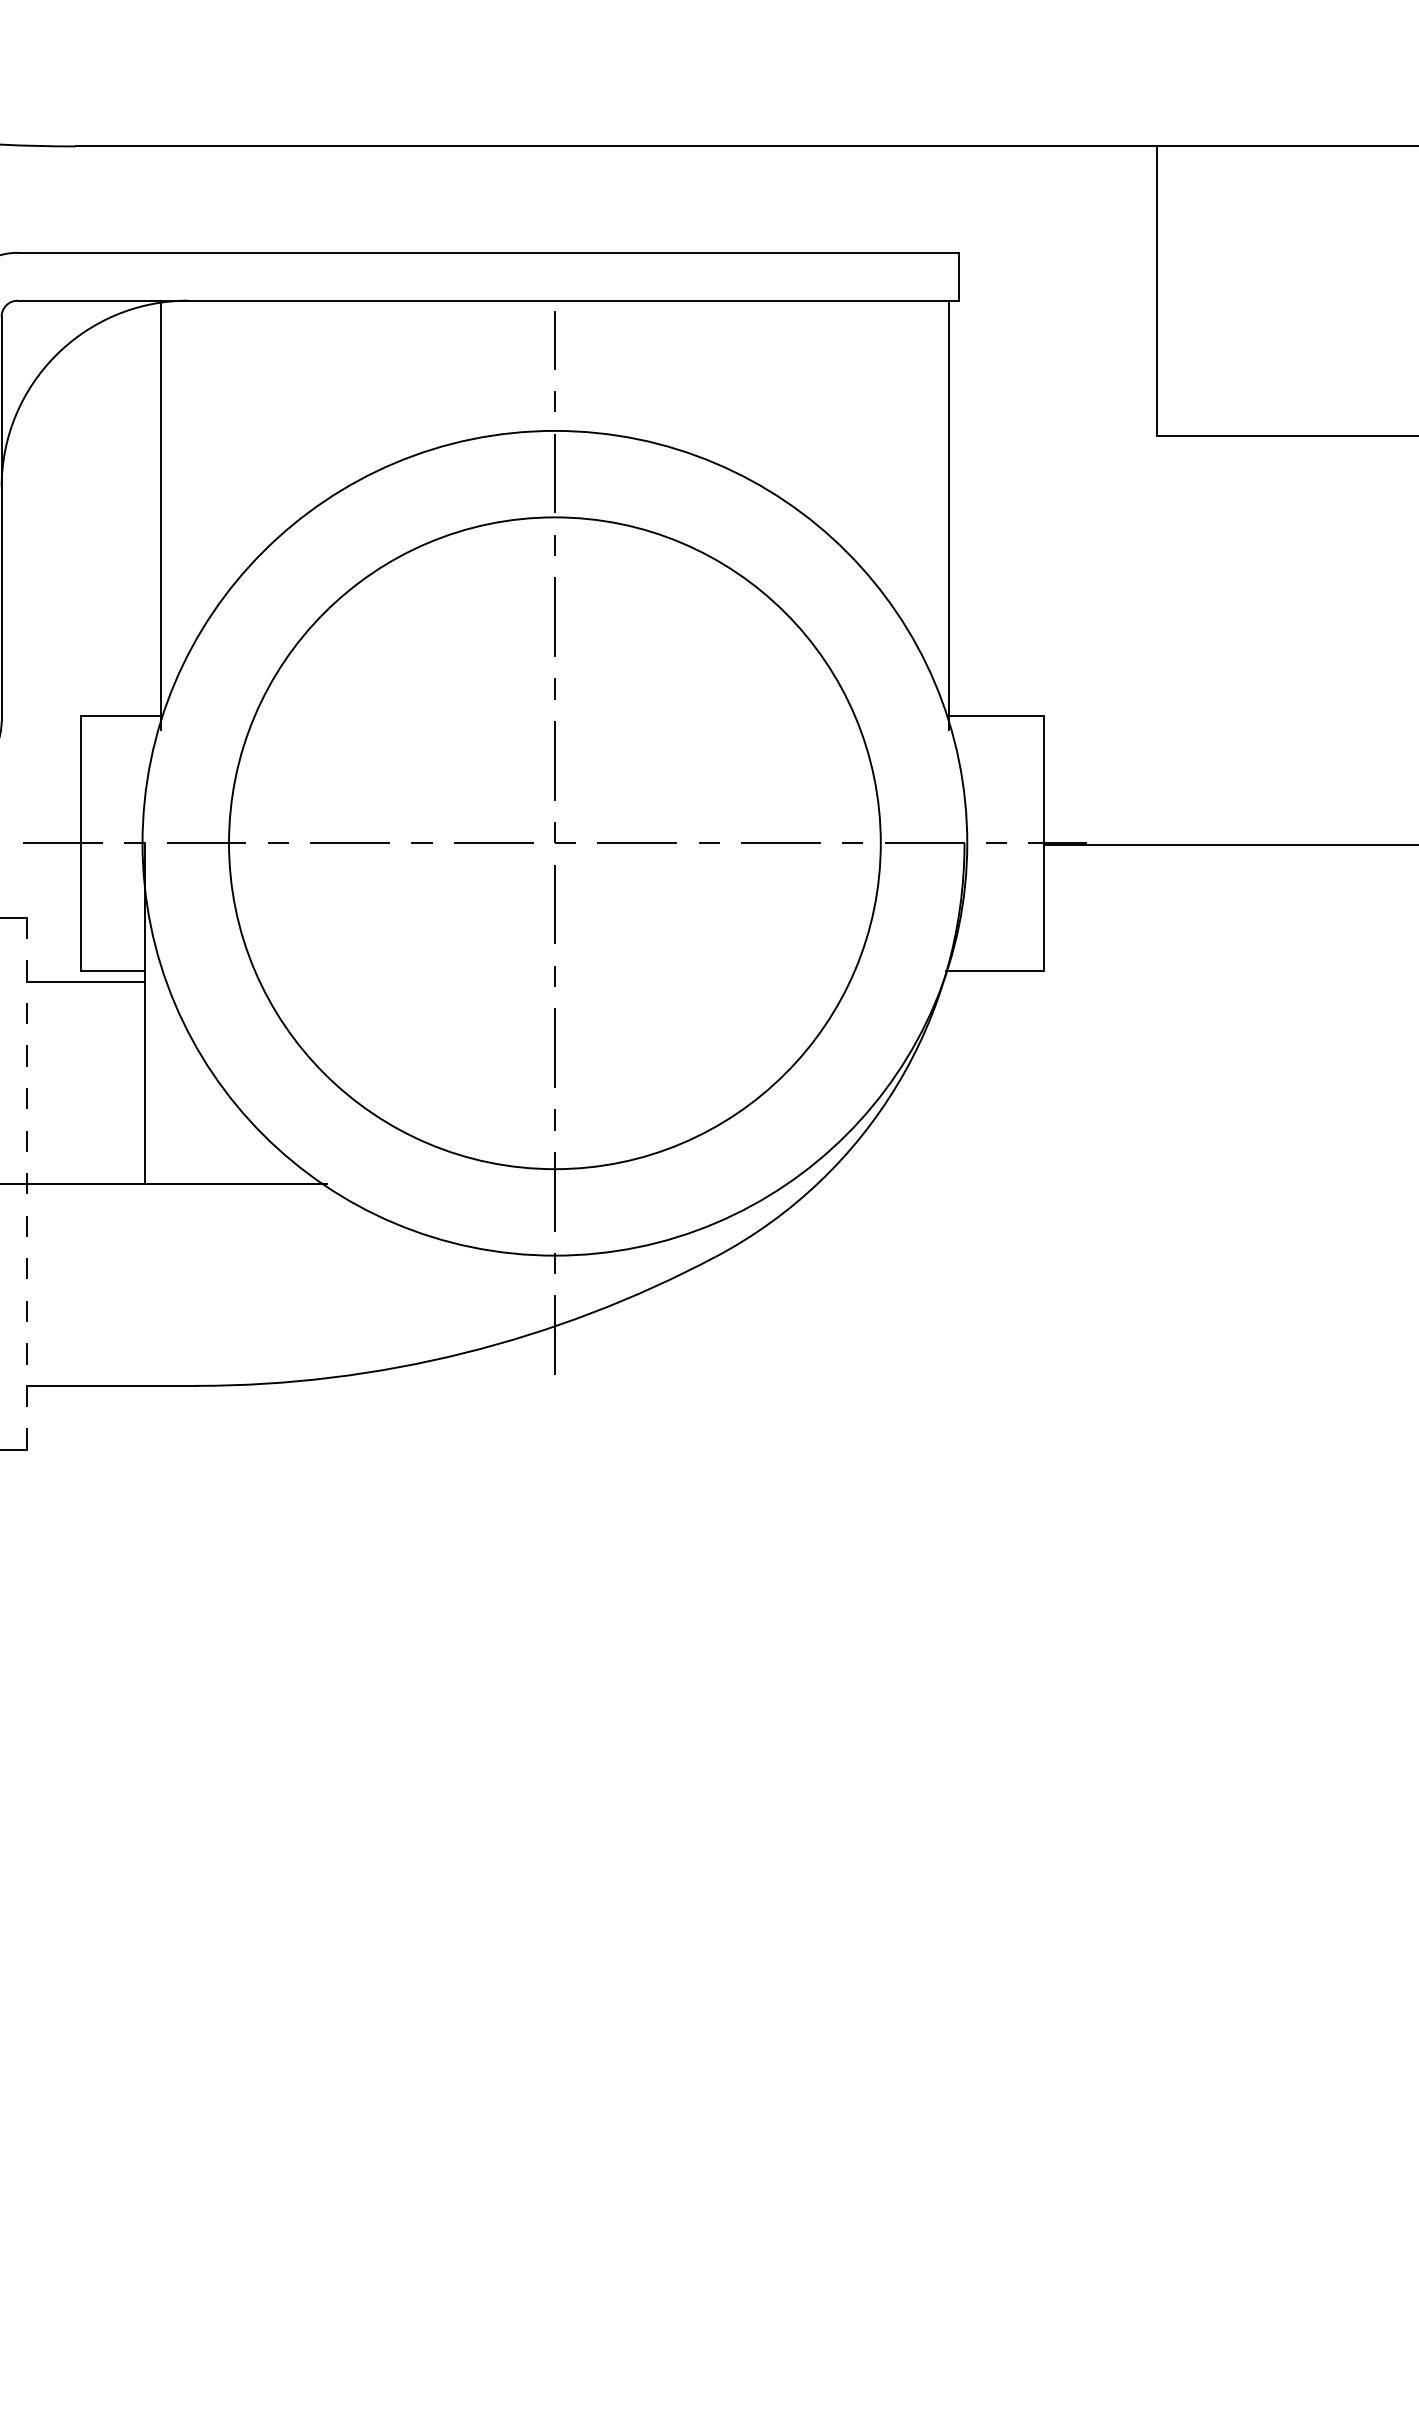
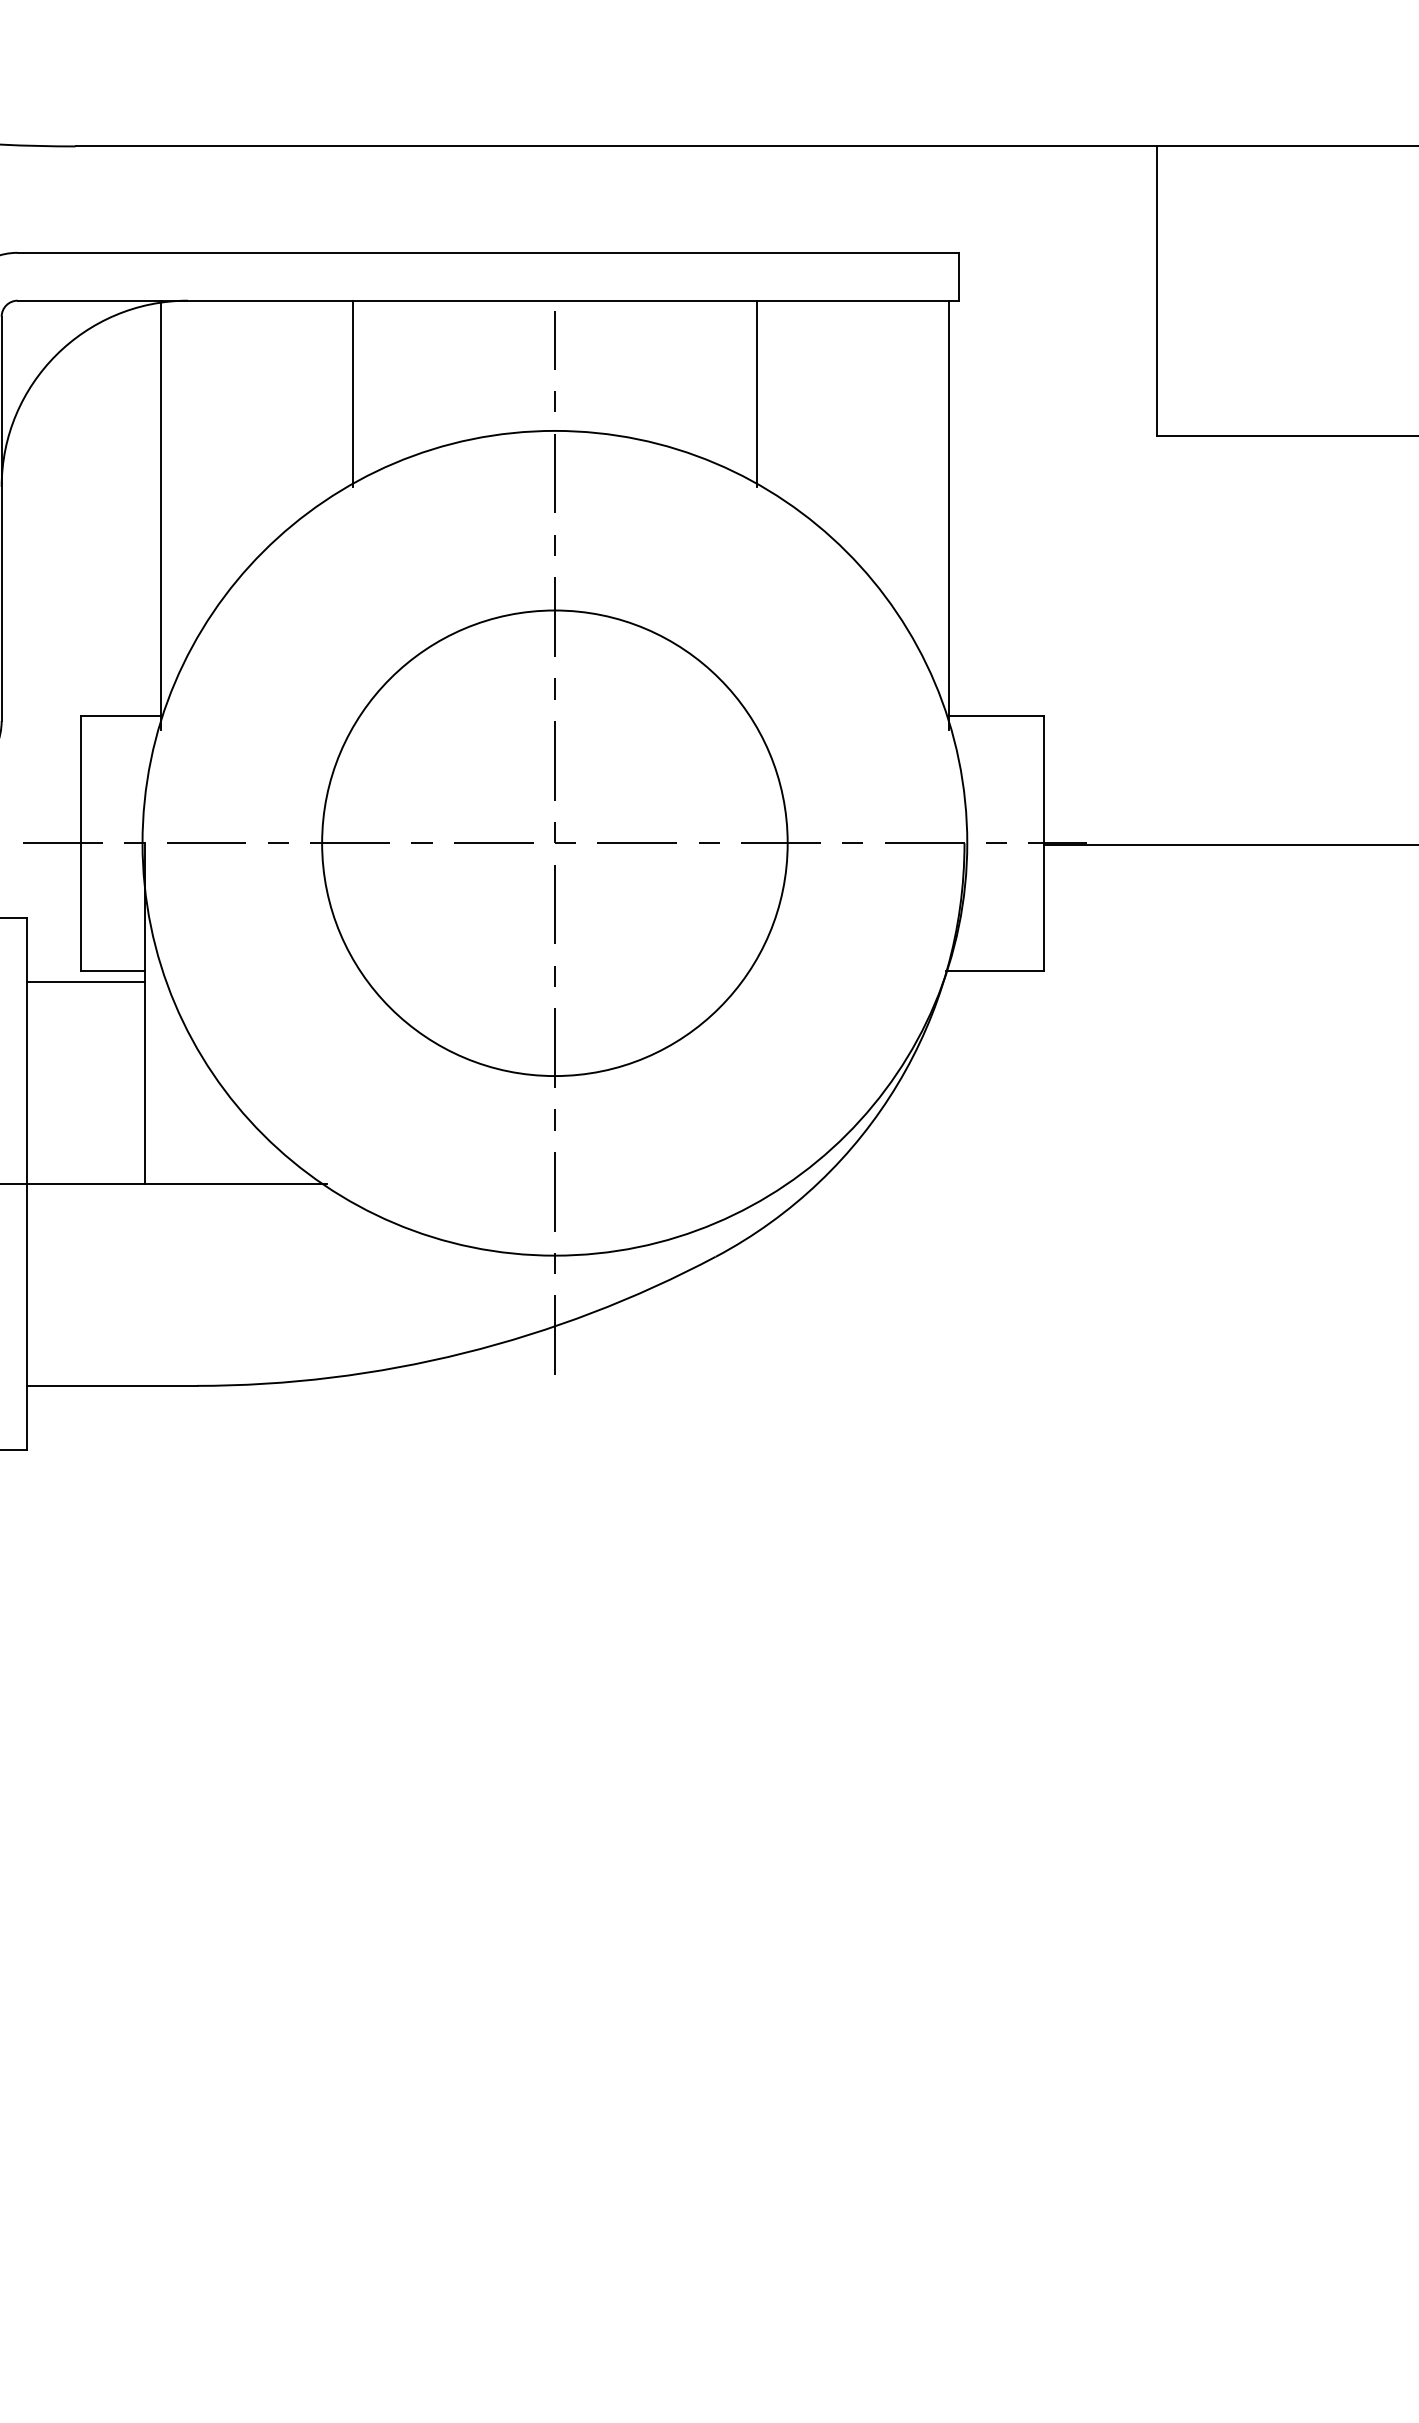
line: none -> present (352, 393)
line: none -> present (757, 393)
circle diameter: 652 px -> 466 px (554, 843)
line: dashed -> solid (27, 1183)
